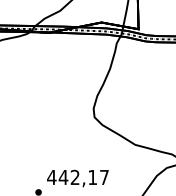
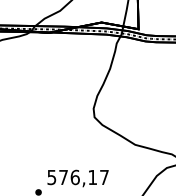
text: 442,17 -> 576,17 (63, 177)
